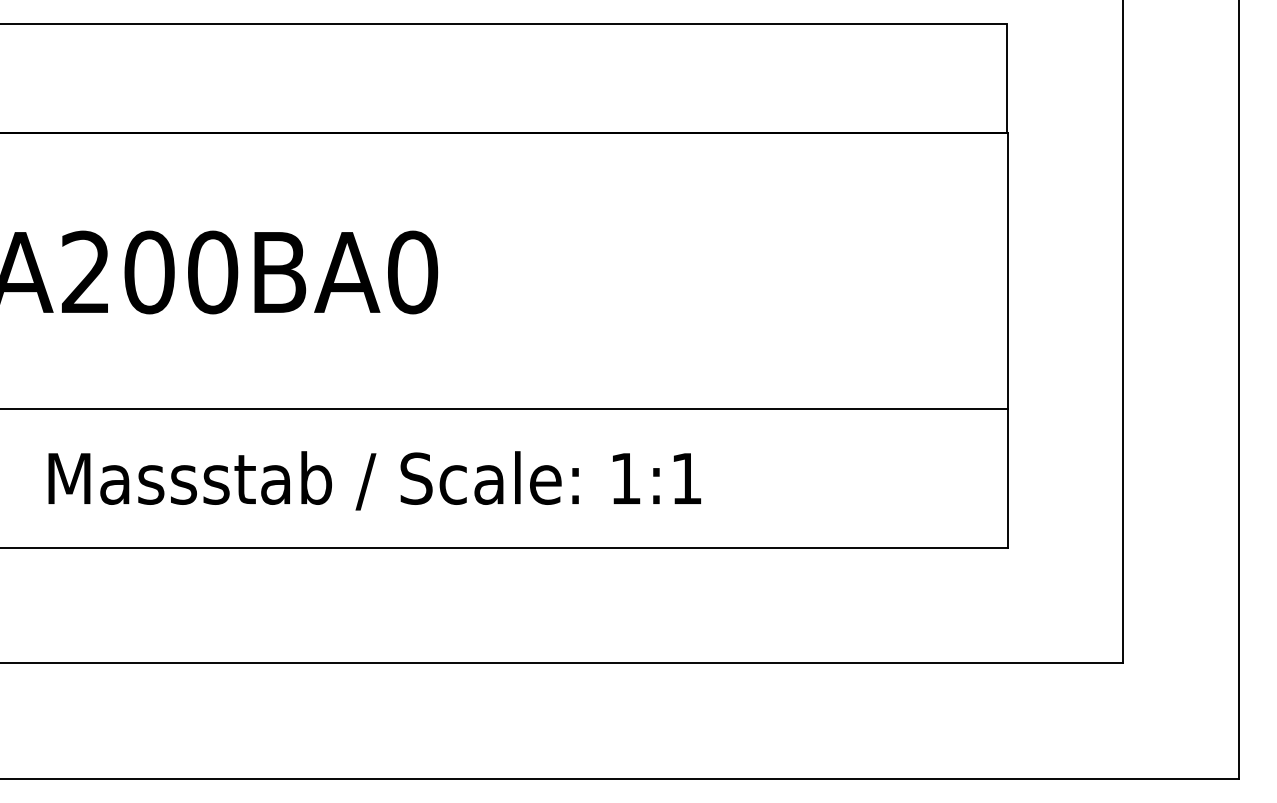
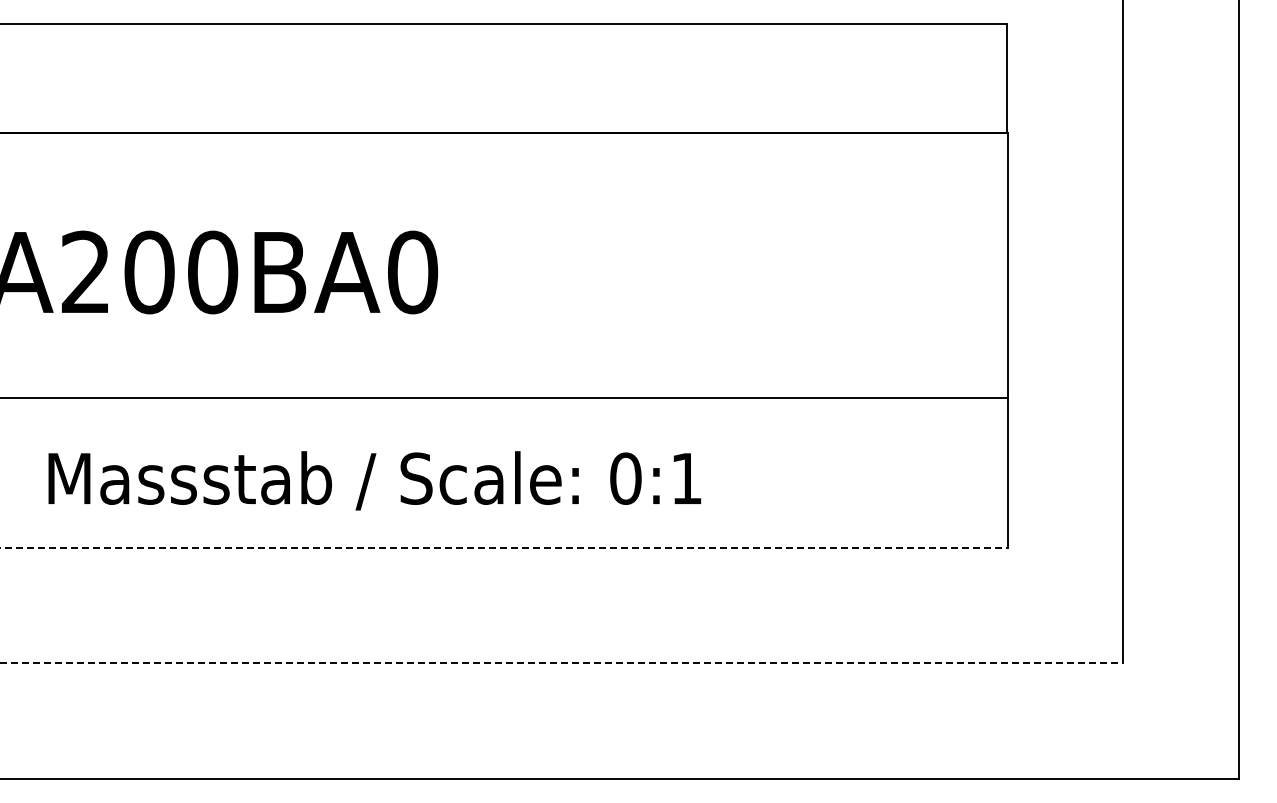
line position: (504, 409) -> (504, 398) (504, 398)
text: 1:1 -> 0:1 (625, 478)
line: solid -> dashed (504, 547)
line: solid -> dashed (561, 663)
